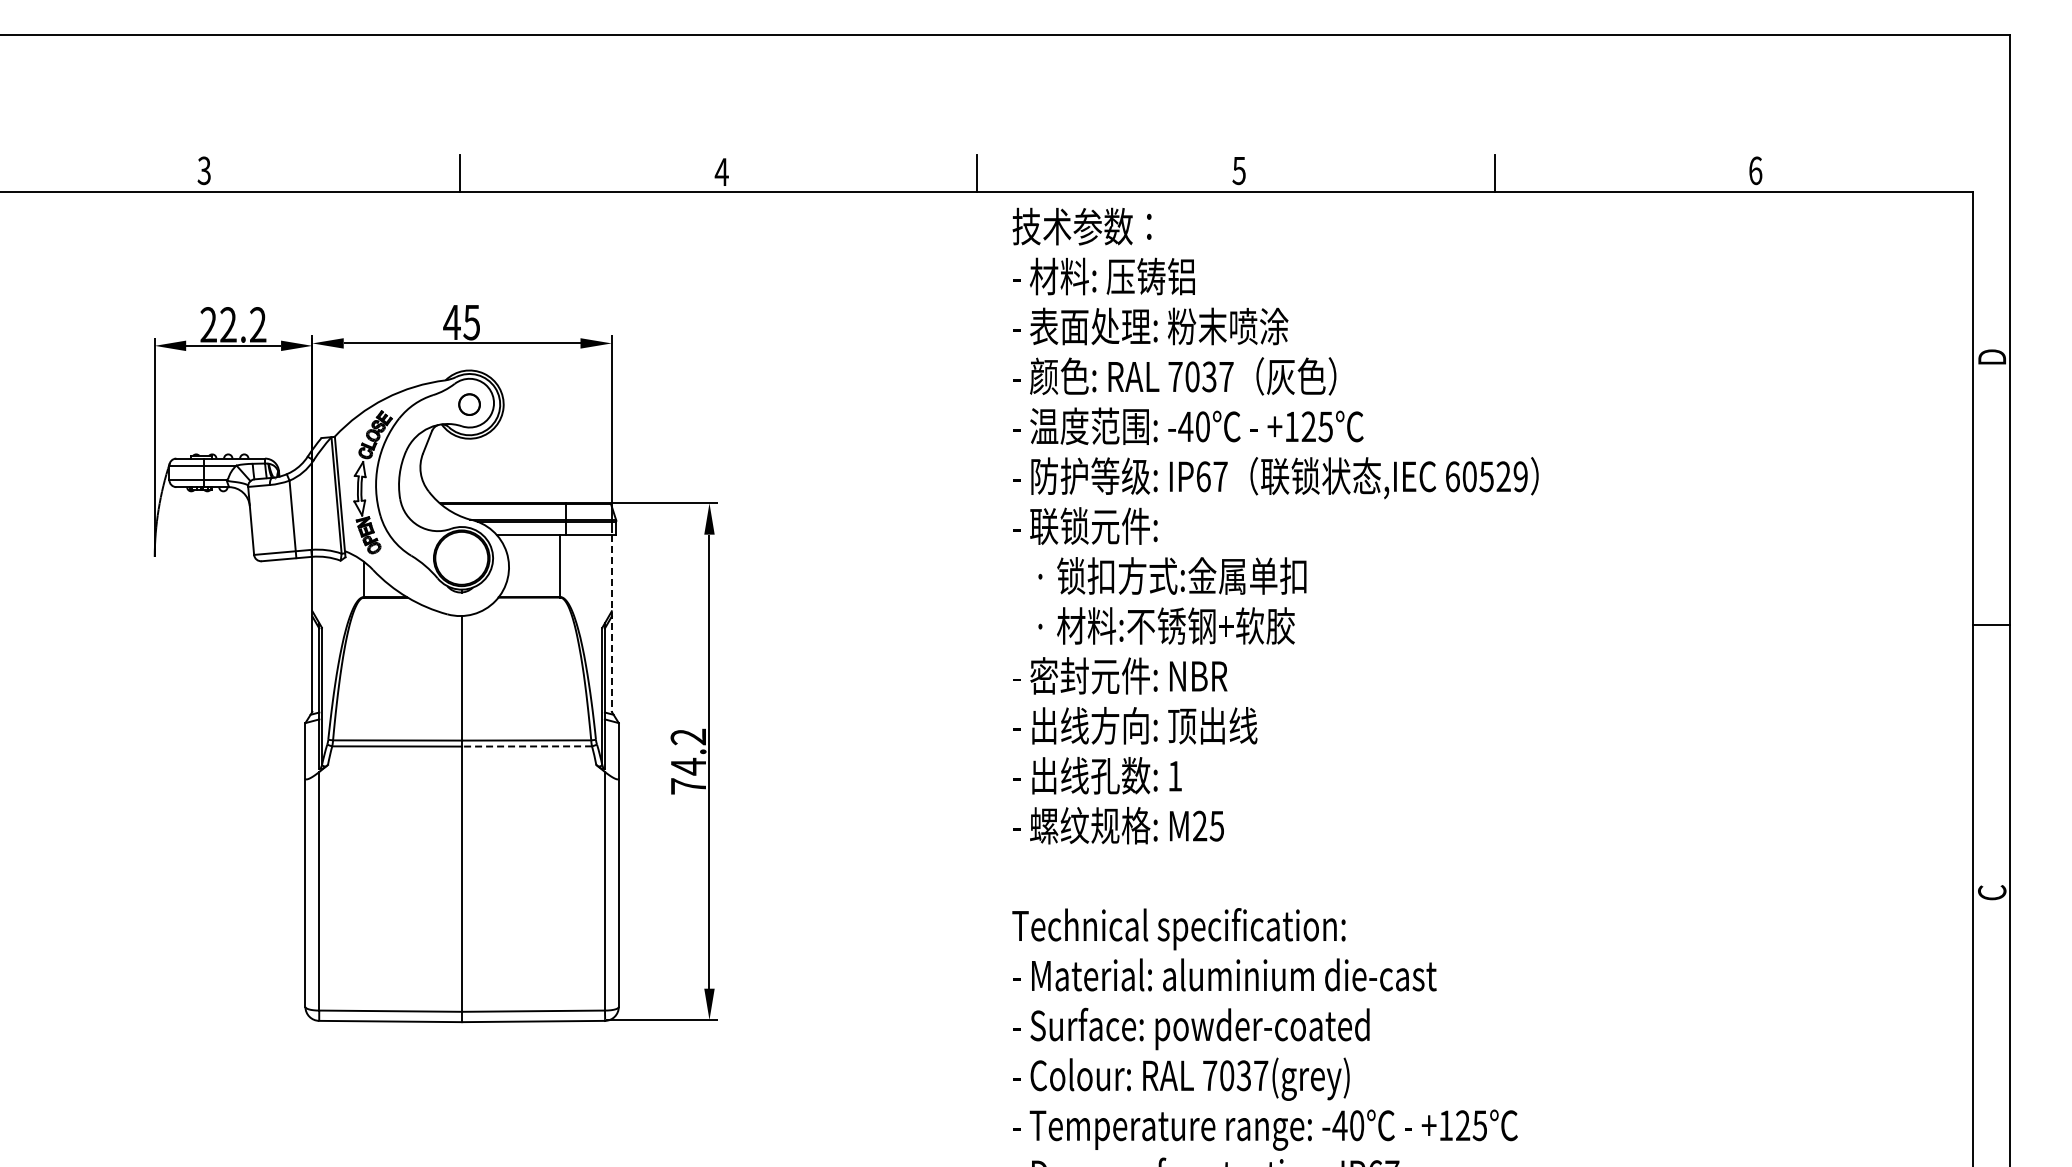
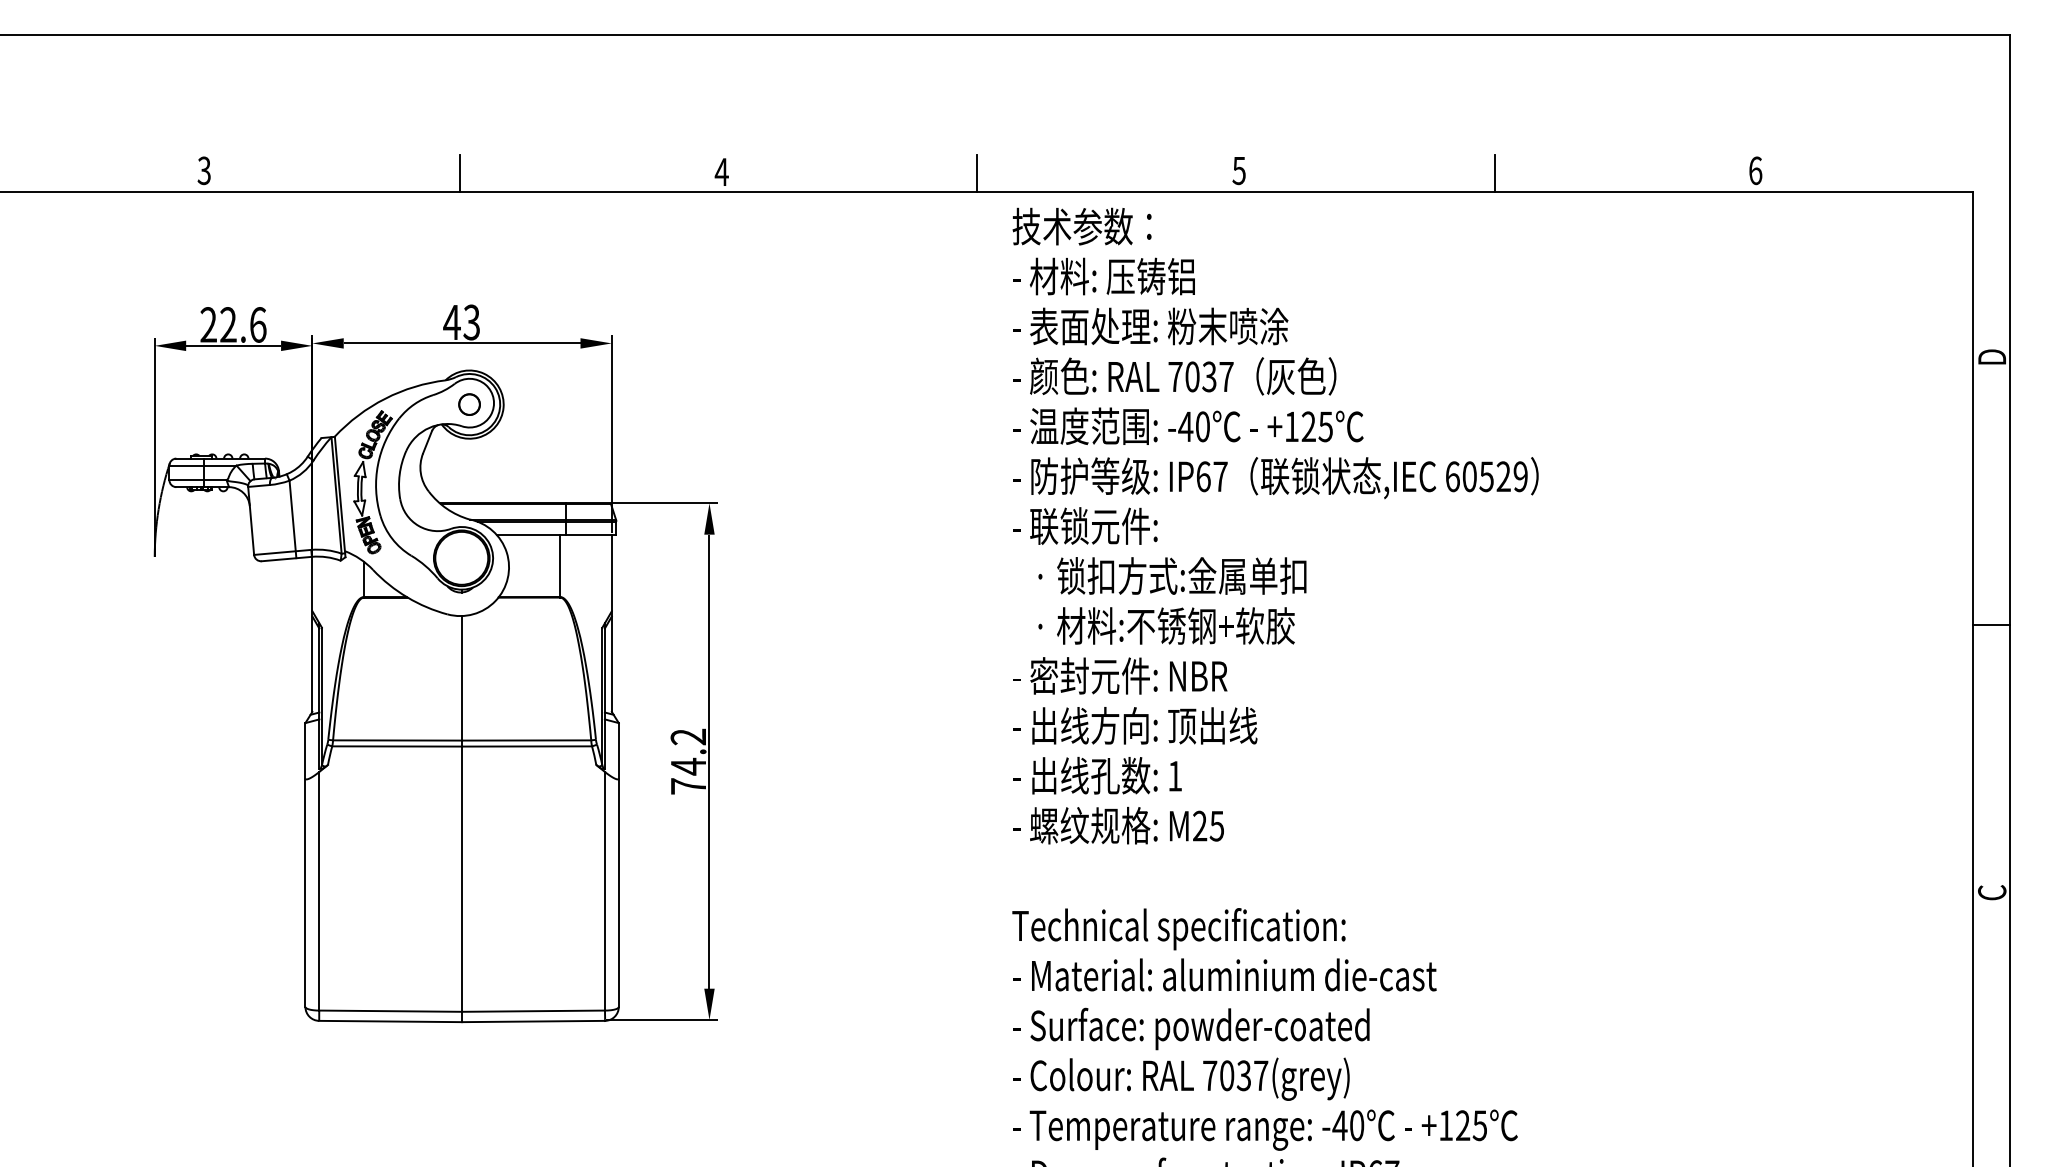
text: 45 -> 43 (471, 321)
text: 22.2 -> 22.6 (258, 324)
line: dashed -> solid (611, 623)
line: dashed -> solid (527, 746)
